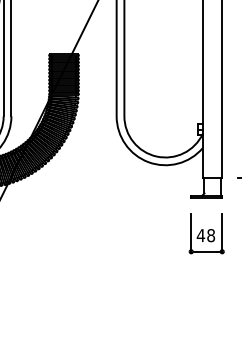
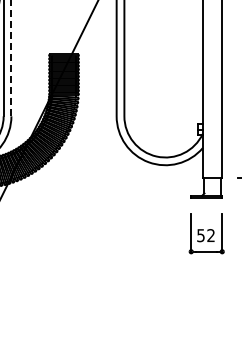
line: solid -> dashed (11, 58)
text: 48 -> 52 (205, 235)
